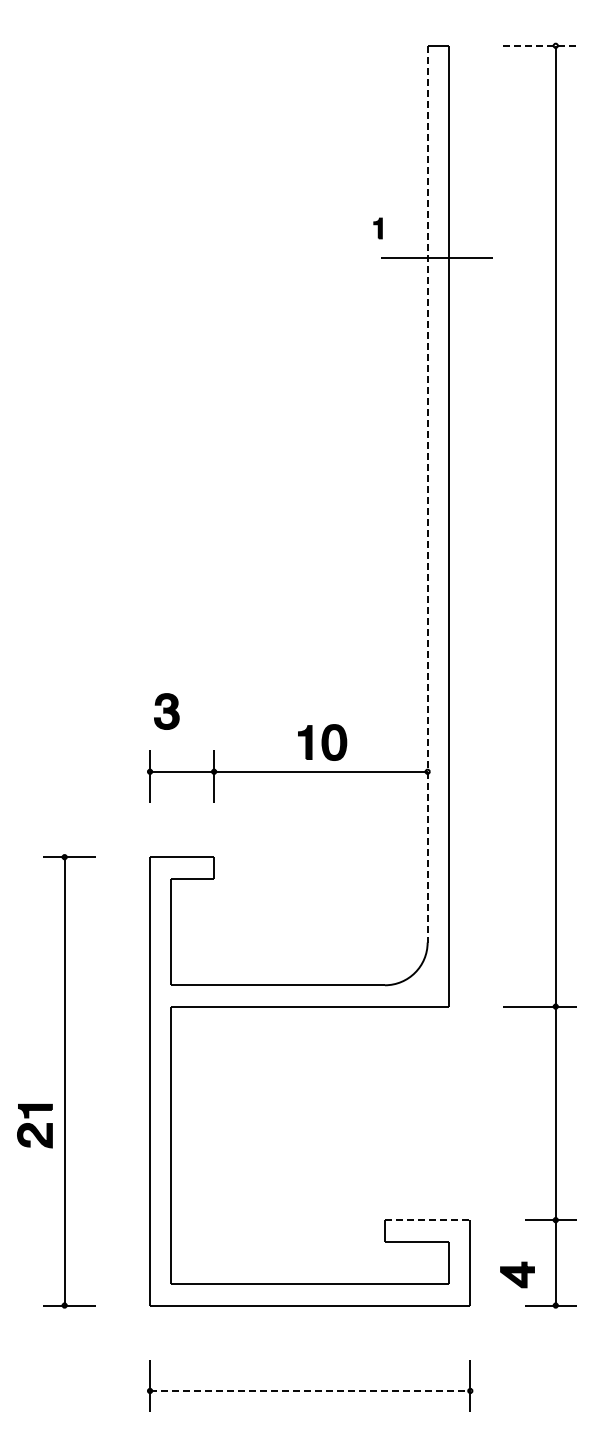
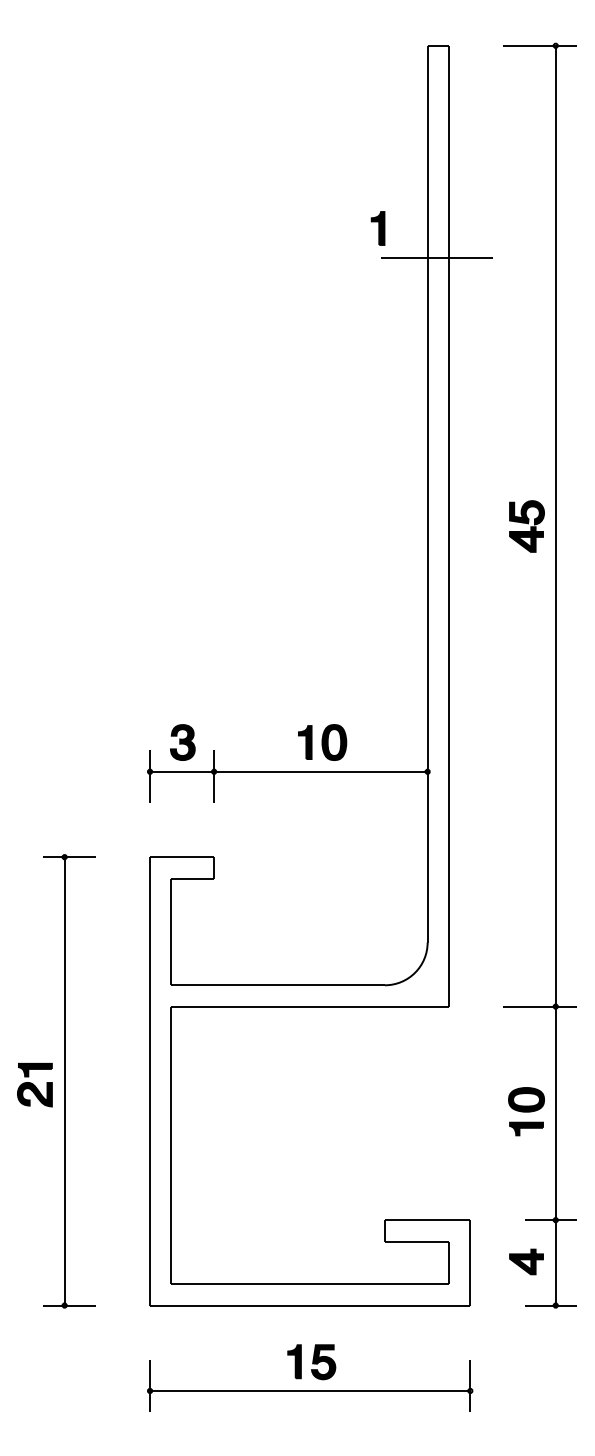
line: dashed -> solid (540, 45)
part size: 10x23 px -> 16x35 px (377, 228)
line: dashed -> solid (427, 494)
part: none -> present (526, 526)
part position: (166, 711) -> (182, 742) (182, 742)
part: none -> present (526, 1111)
part position: (34, 1126) -> (34, 1085) (34, 1085)
line: dashed -> solid (427, 1220)
part position: (517, 1274) -> (526, 1261) (526, 1261)
part: none -> present (311, 1362)
line: dashed -> solid (310, 1390)
